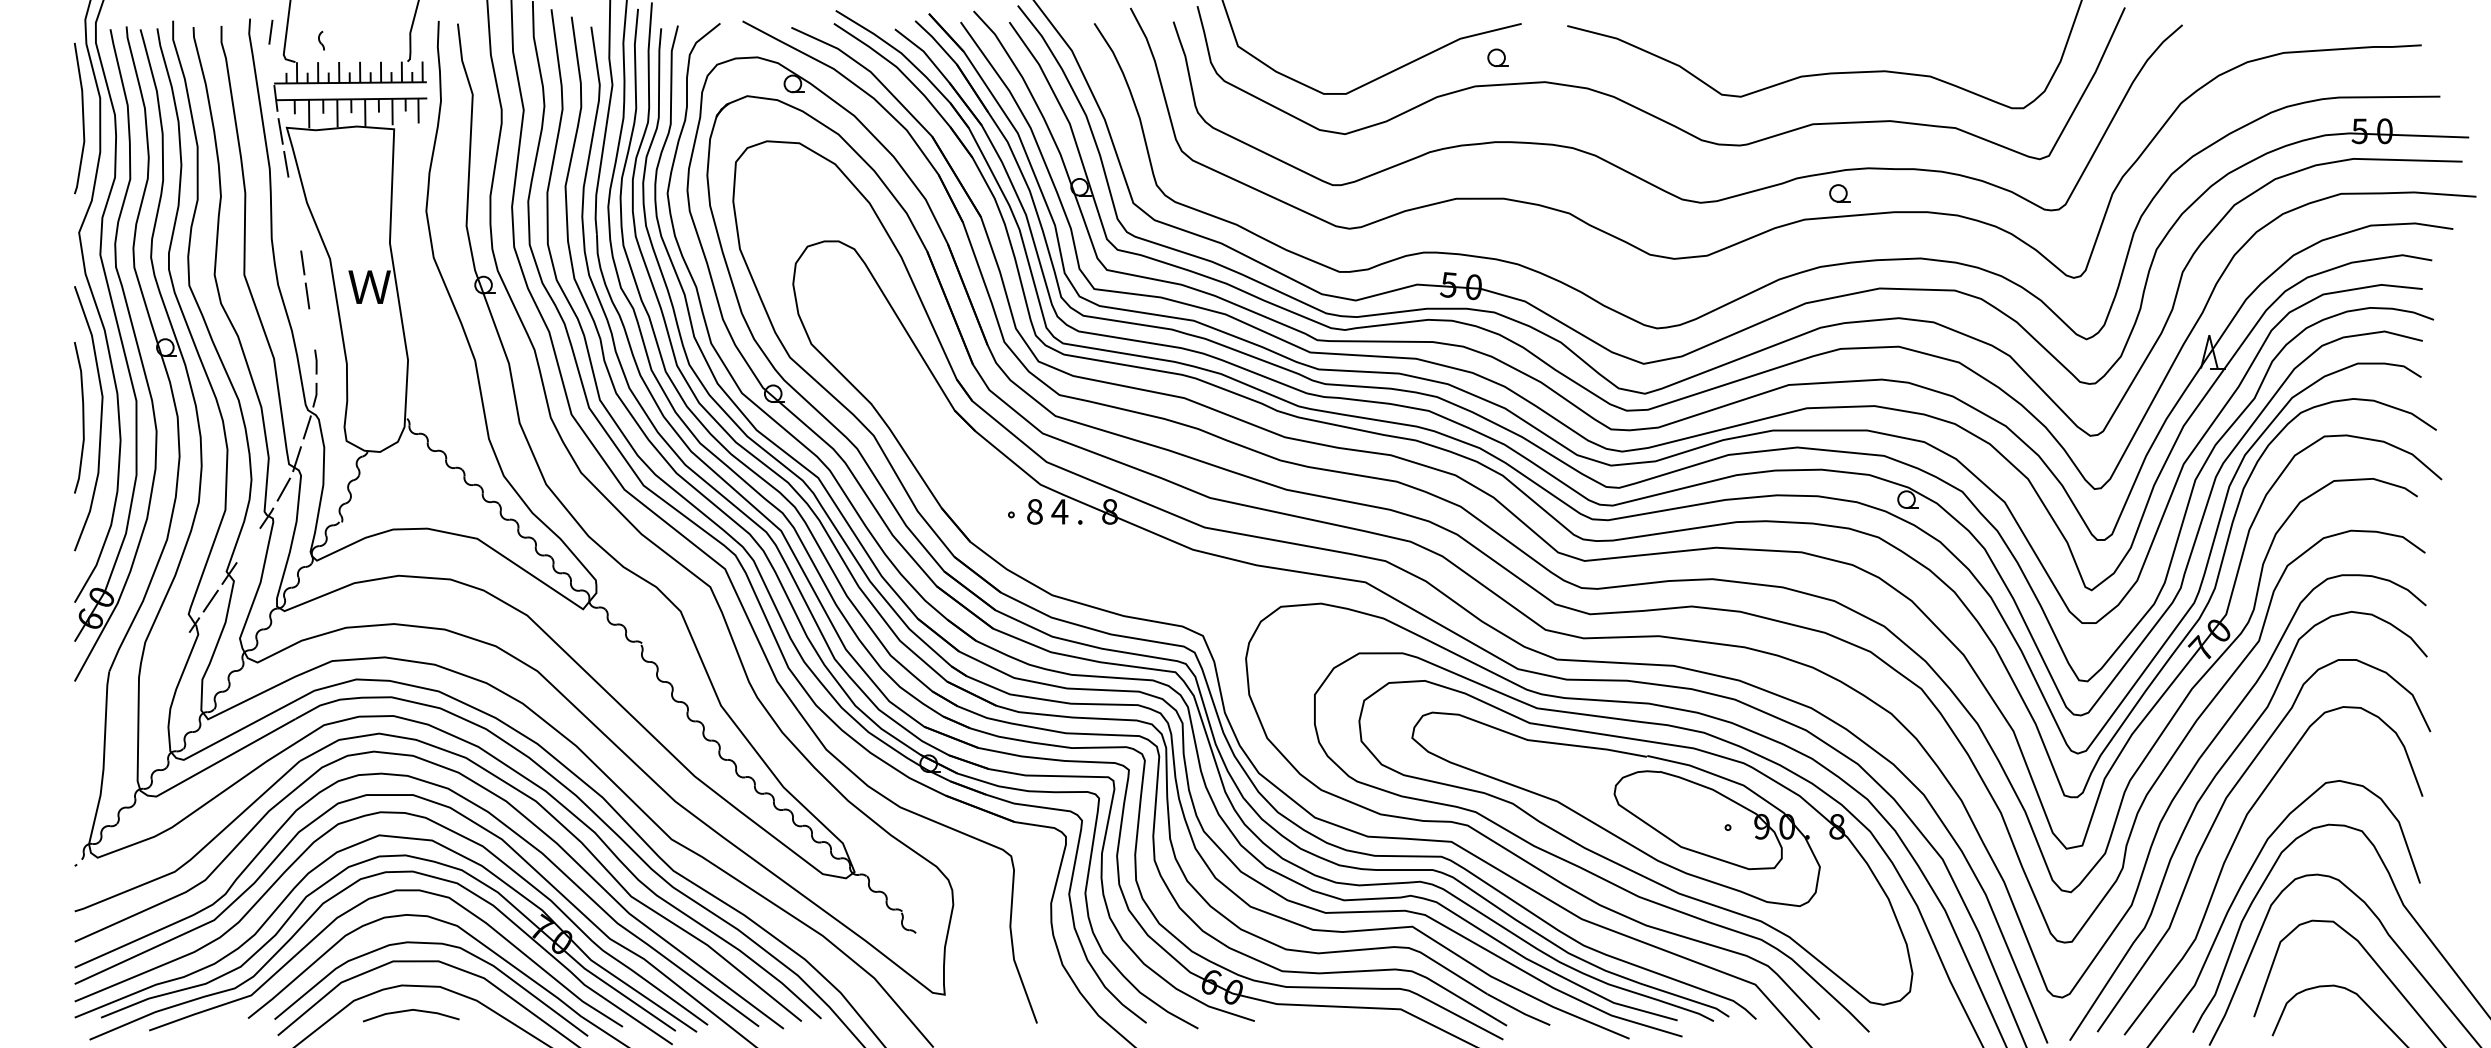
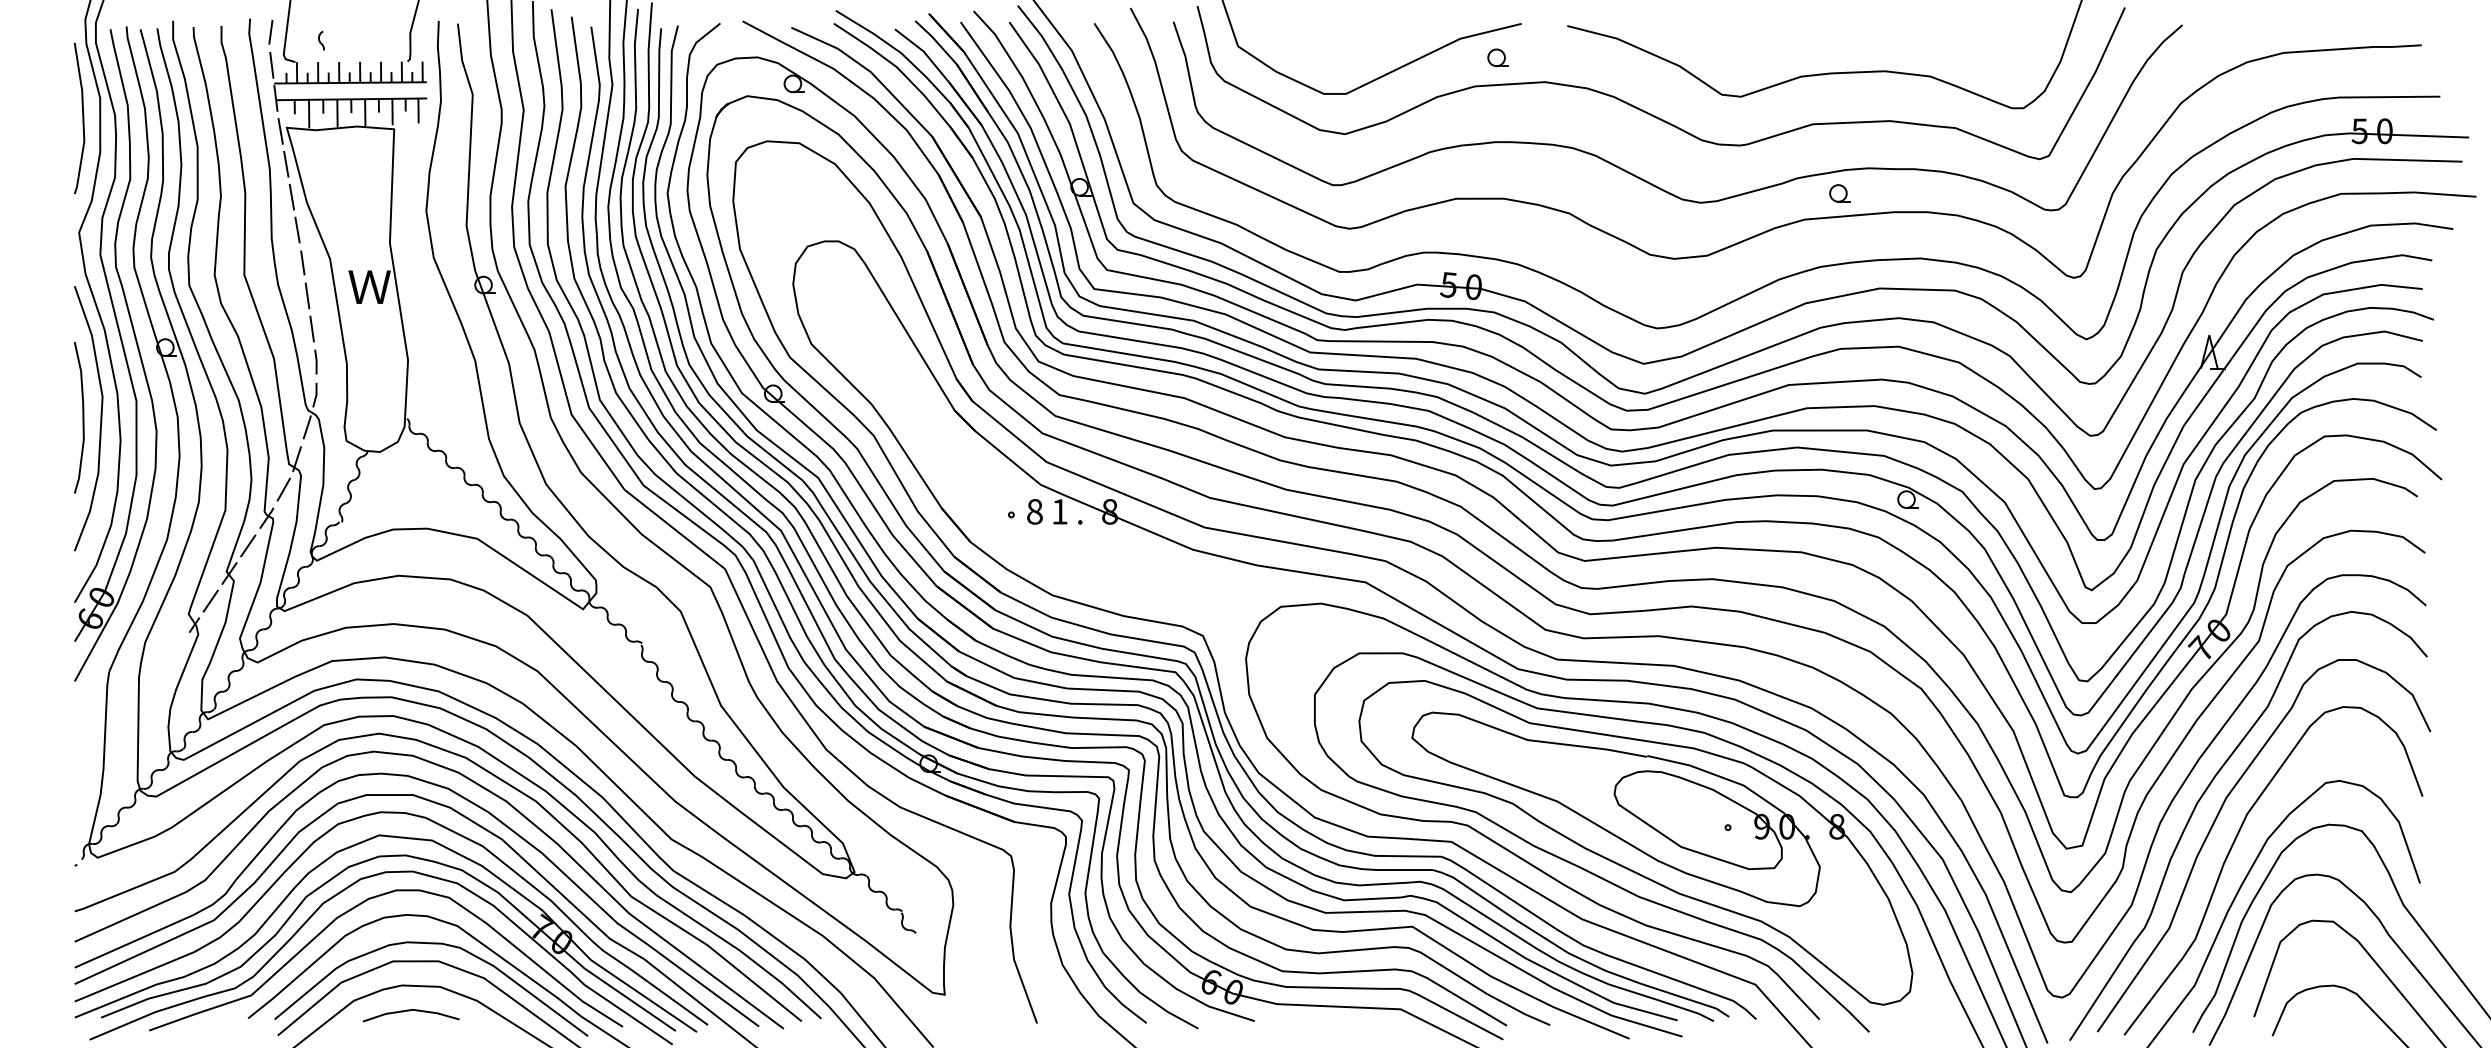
line: none -> present (271, 64)
line: none -> present (291, 196)
line: none -> present (297, 229)
line: none -> present (311, 328)
text: 4 -> 1 (1059, 511)
line: none -> present (248, 545)
